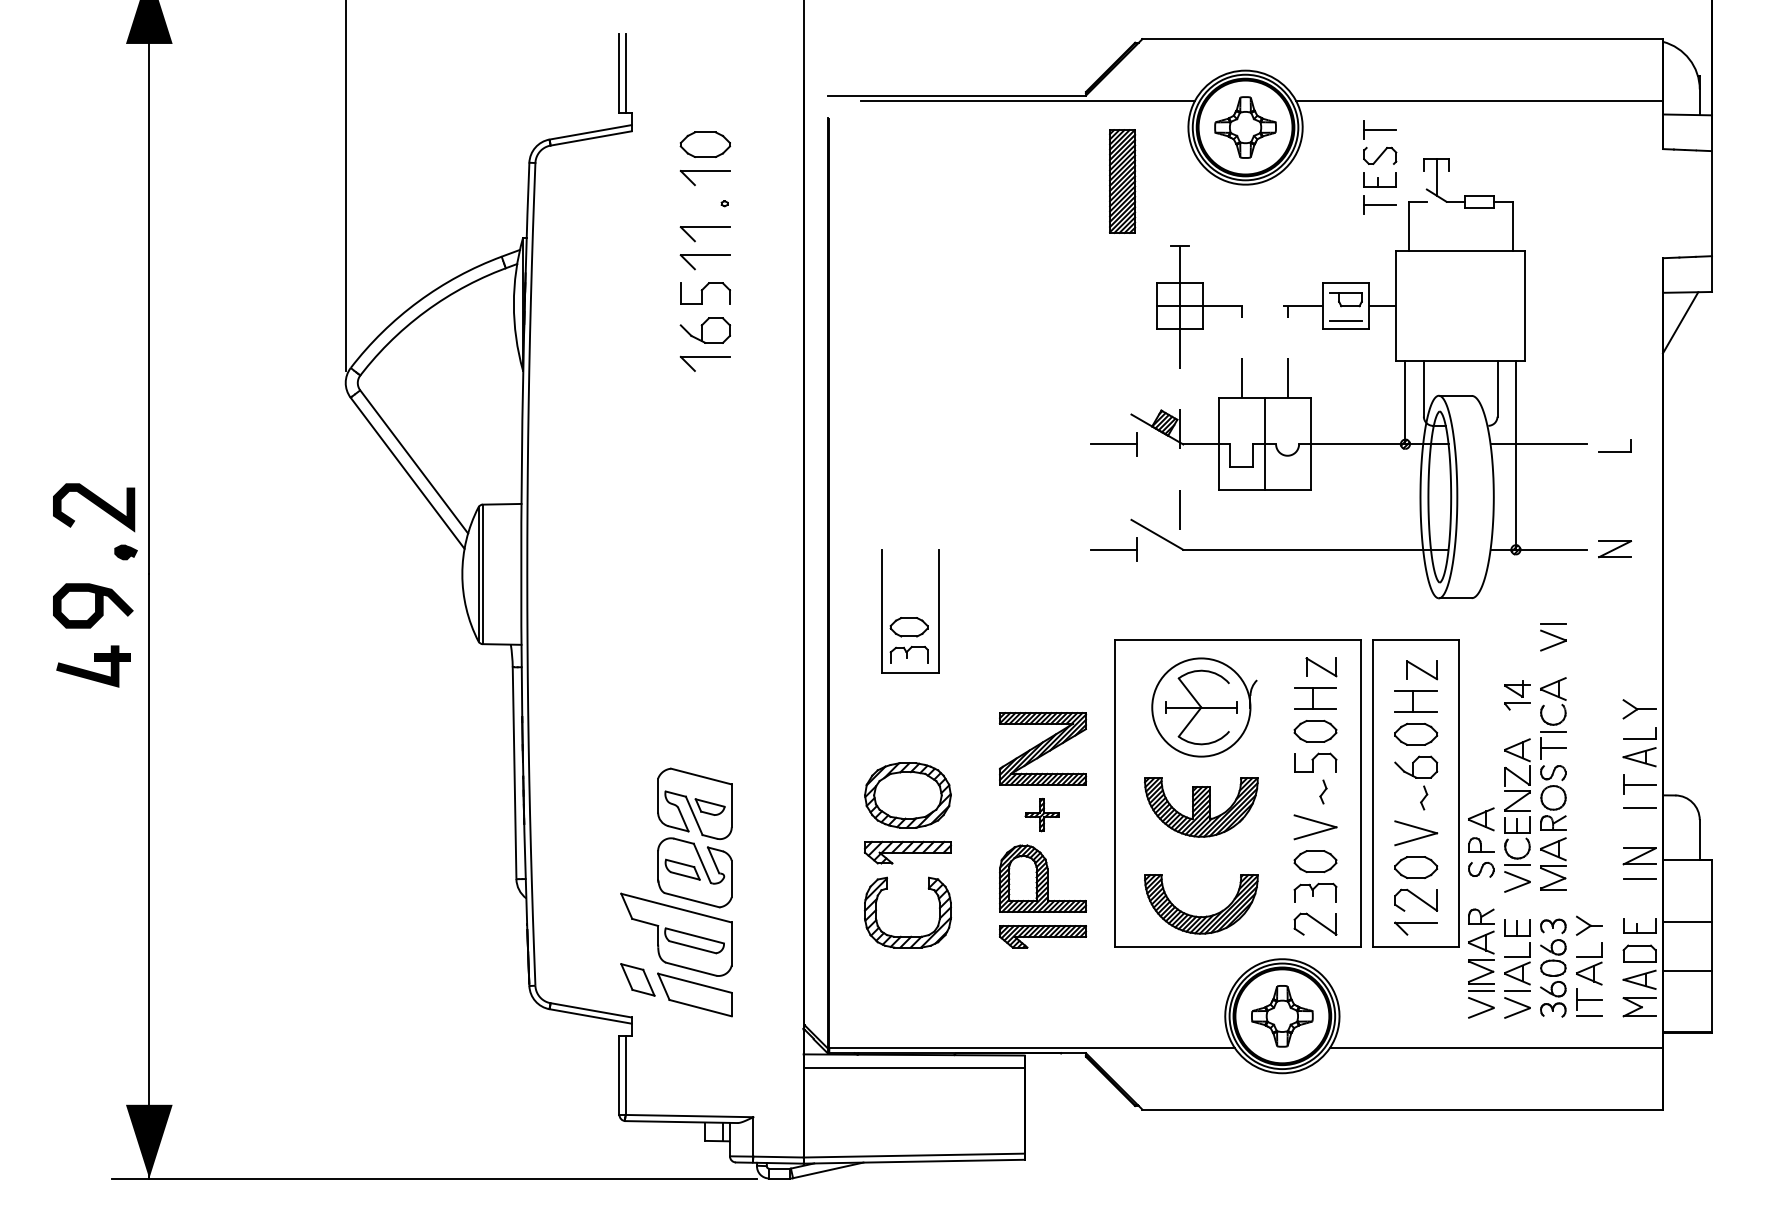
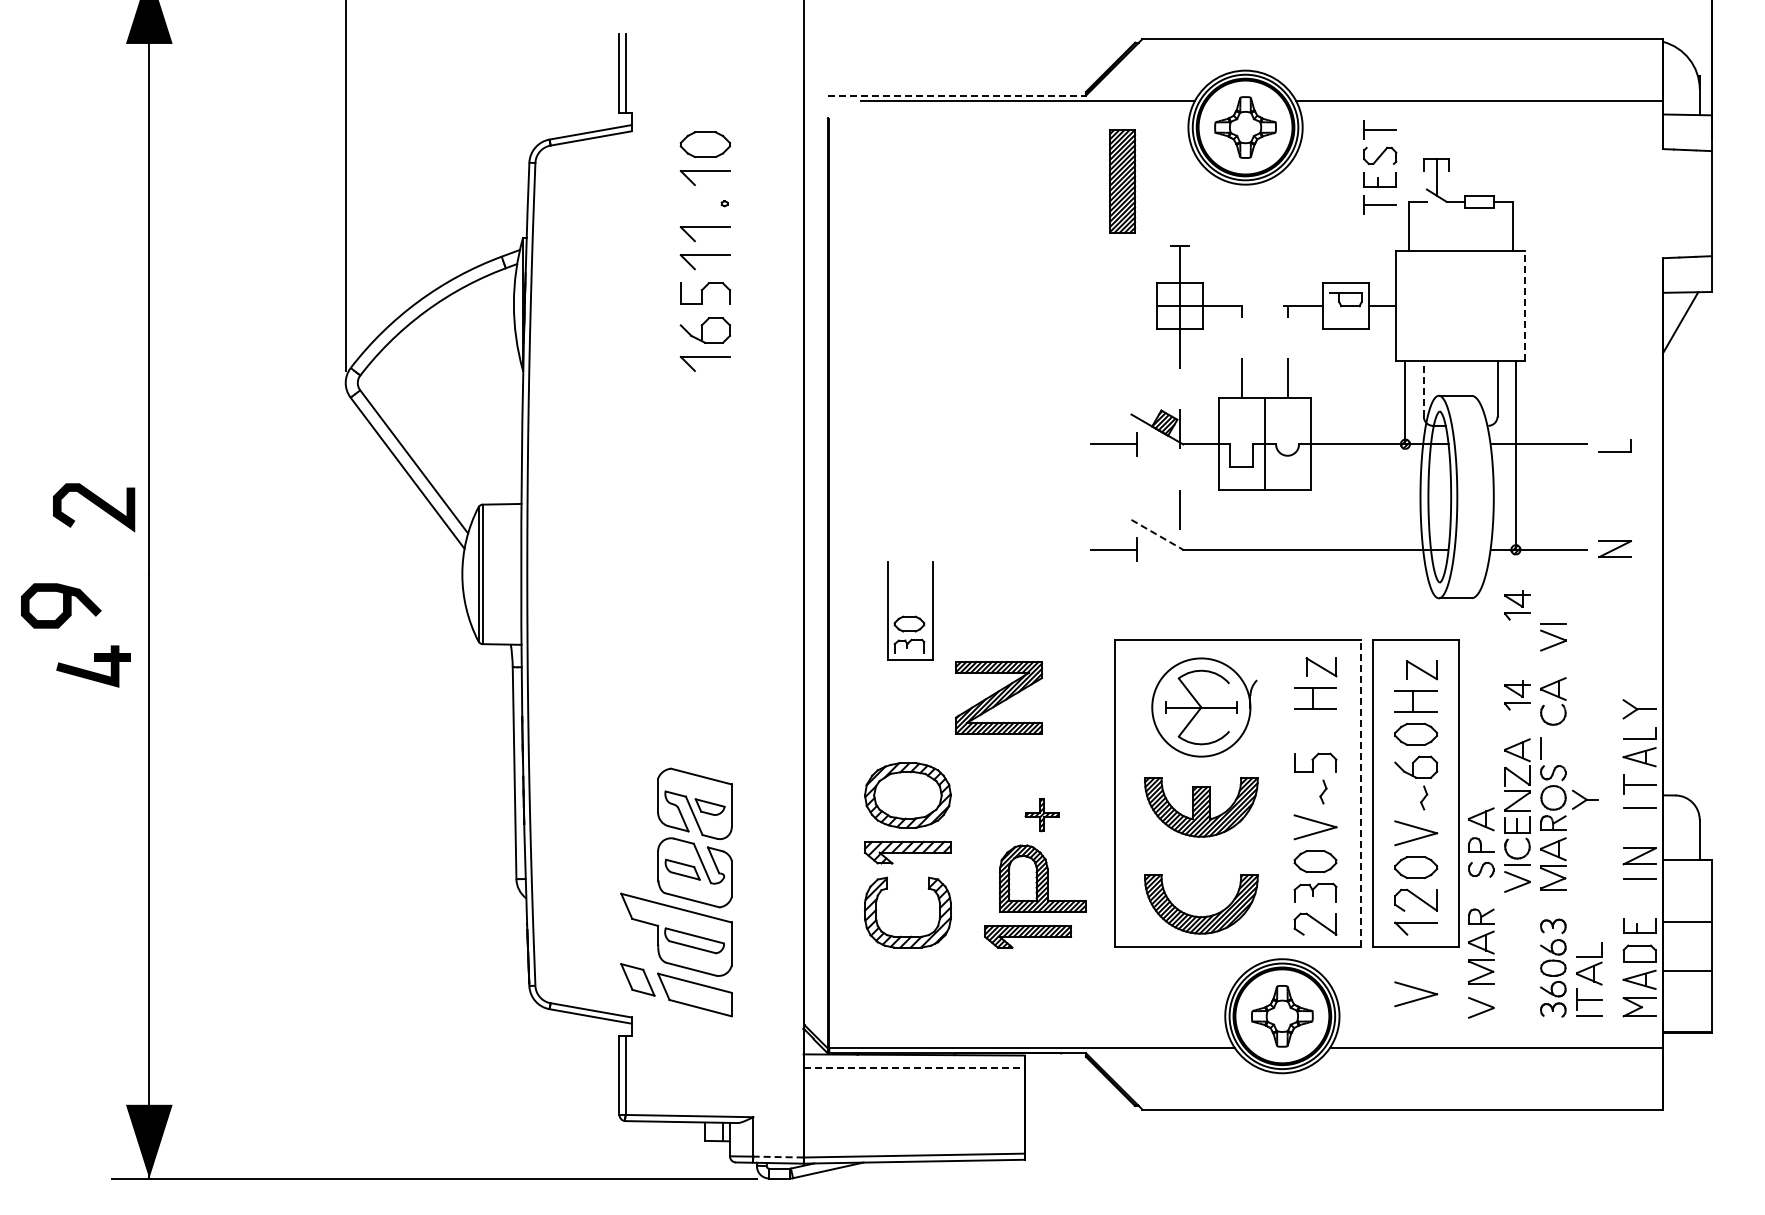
line: solid -> dashed (957, 95)
line: solid -> dashed (1525, 305)
line: present -> none (1345, 320)
line: solid -> dashed (1423, 389)
line: solid -> dashed (1157, 534)
part: present -> none (125, 552)
curve position: (95, 605) -> (63, 605) (63, 605)
part: none -> present (1517, 605)
part size: 59x125 px -> 47x100 px (910, 610)
part: present -> none (1315, 731)
line: present -> none (1553, 731)
part position: (1042, 748) -> (998, 697) (998, 697)
line: present -> none (1553, 748)
line: solid -> dashed (1360, 792)
part position: (1589, 925) -> (1585, 799) (1585, 799)
part position: (1042, 936) -> (1027, 936) (1027, 936)
part: present -> none (1517, 968)
line: present -> none (1481, 991)
part: none -> present (1416, 994)
line: solid -> dashed (914, 1067)
line: solid -> dashed (777, 1157)
